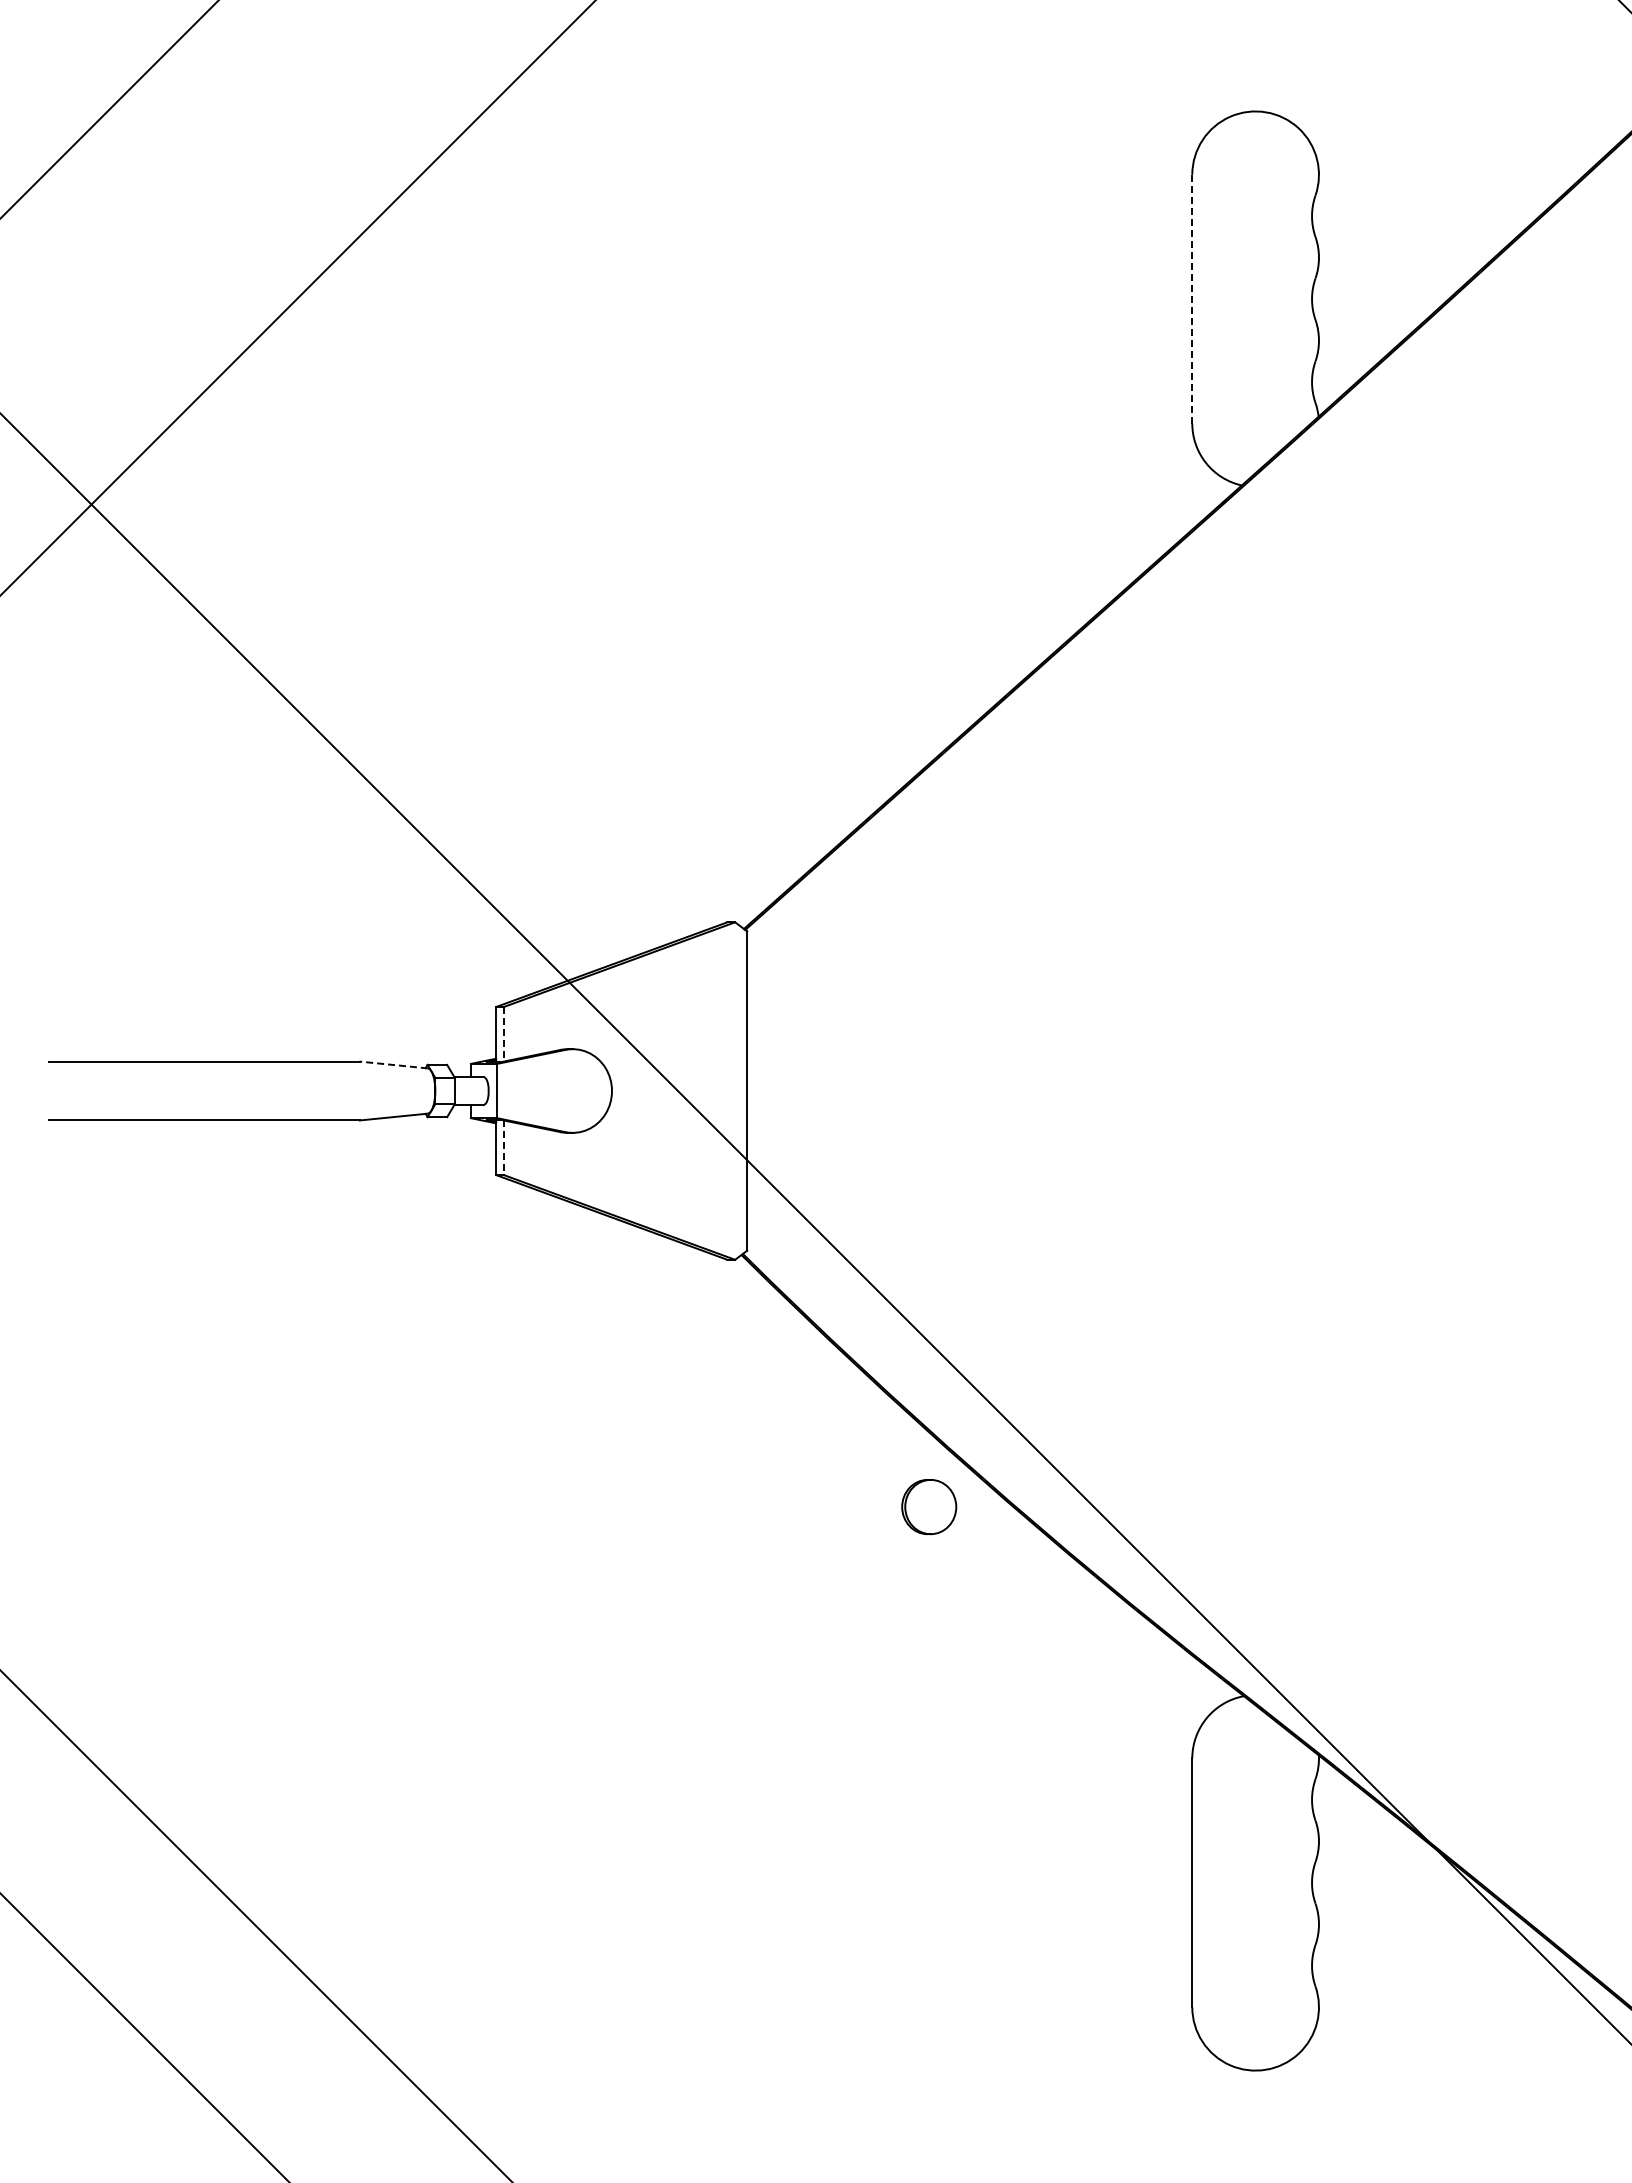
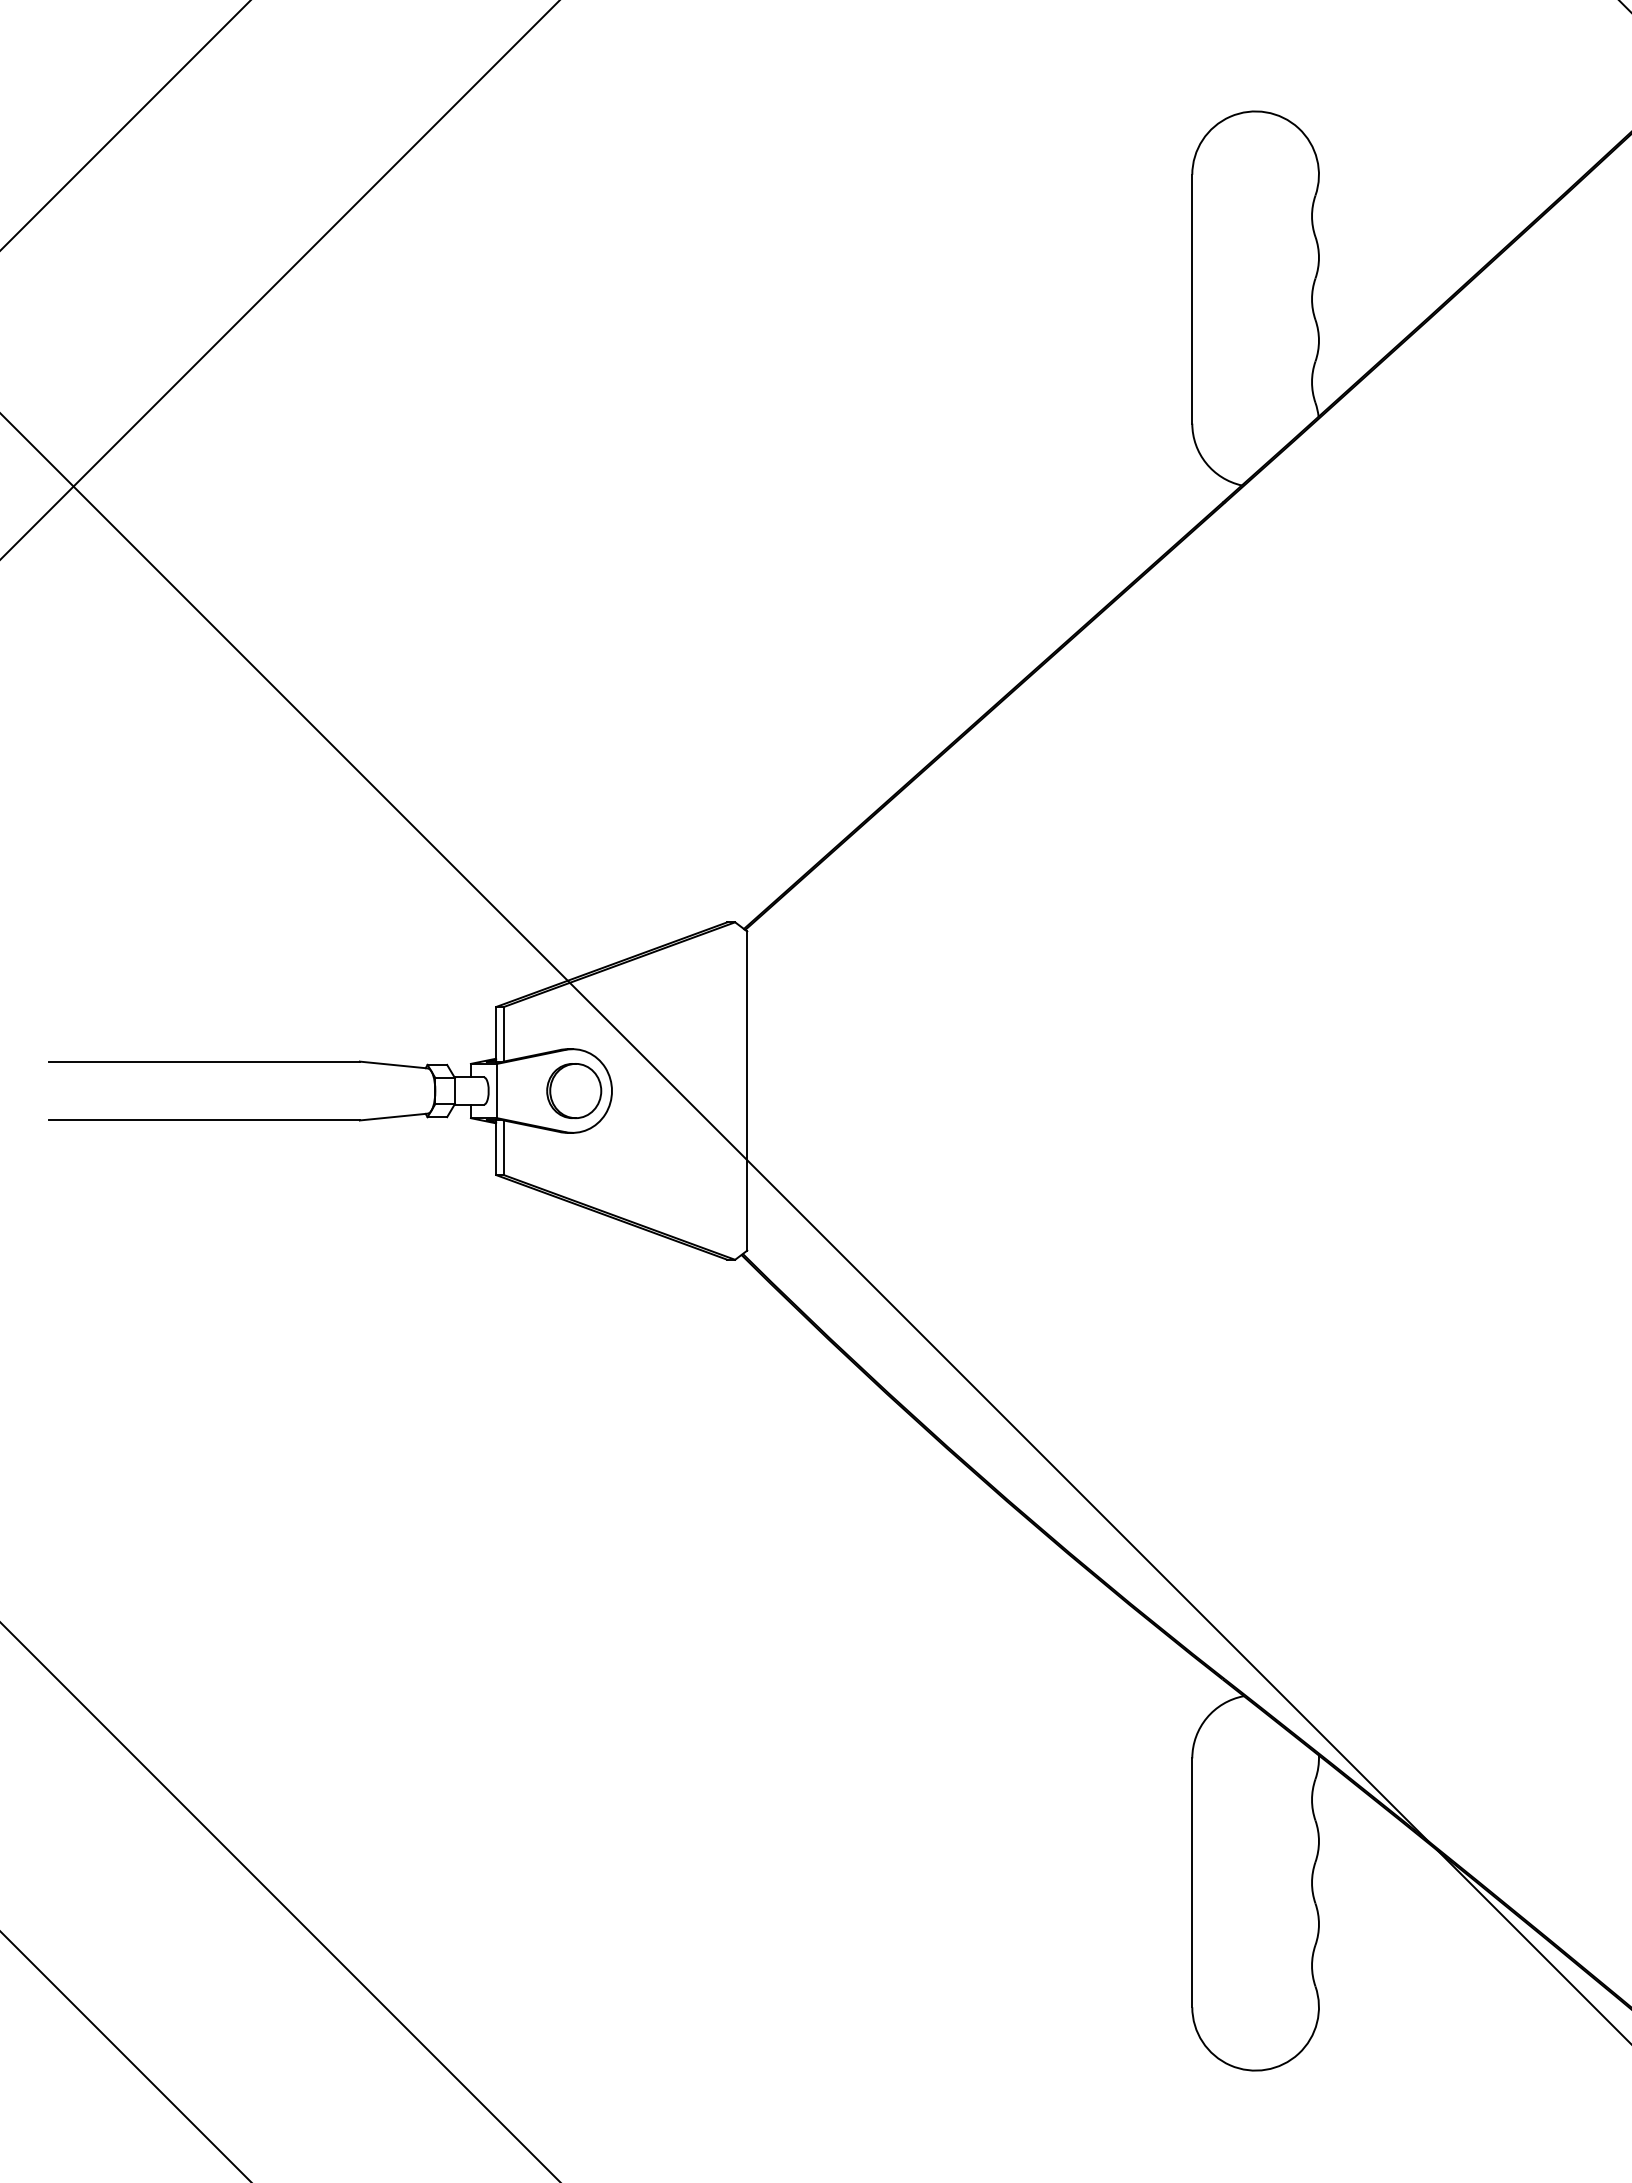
line position: (109, 109) -> (125, 125) (125, 125)
line position: (297, 297) -> (279, 279) (279, 279)
line: dashed -> solid (1192, 299)
line: dashed -> solid (503, 1034)
line: dashed -> solid (393, 1064)
line: dashed -> solid (503, 1148)
part position: (929, 1507) -> (574, 1091) (574, 1091)
line position: (255, 1925) -> (279, 1901) (279, 1901)
line position: (144, 2037) -> (125, 2056) (125, 2056)
